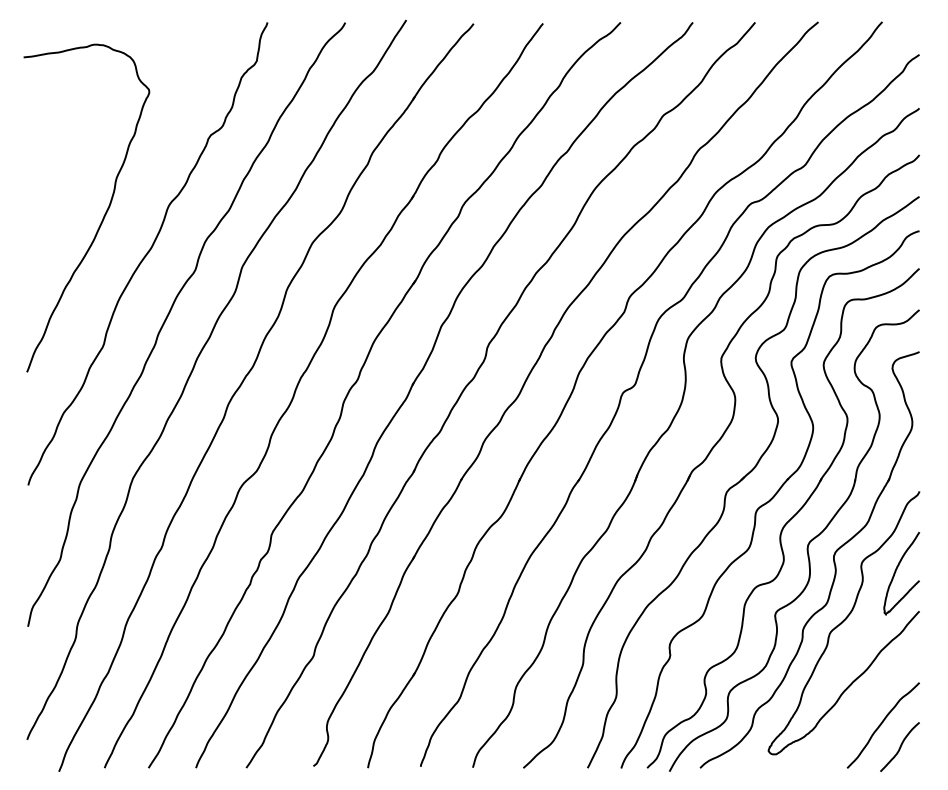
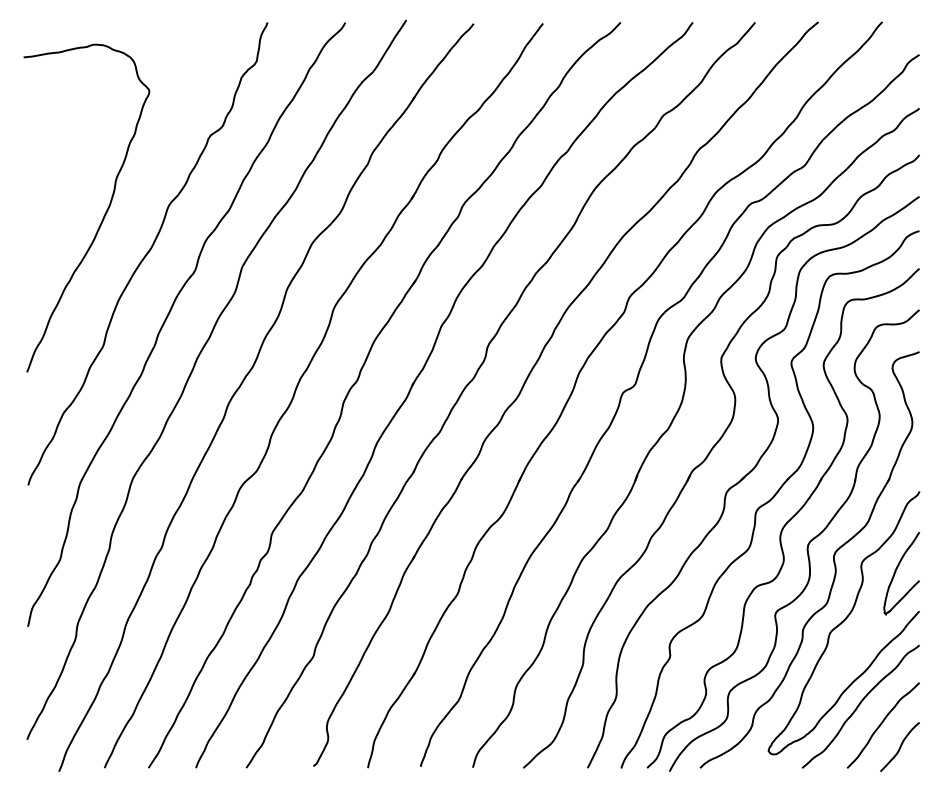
curve: none -> present (859, 706)
